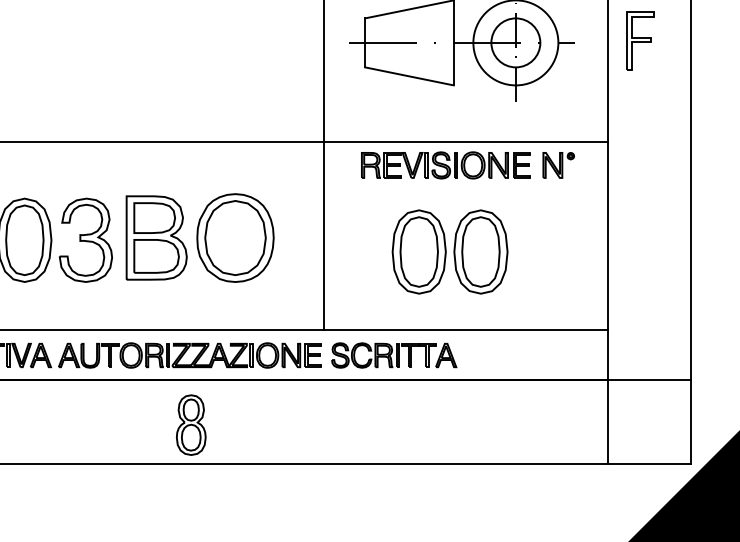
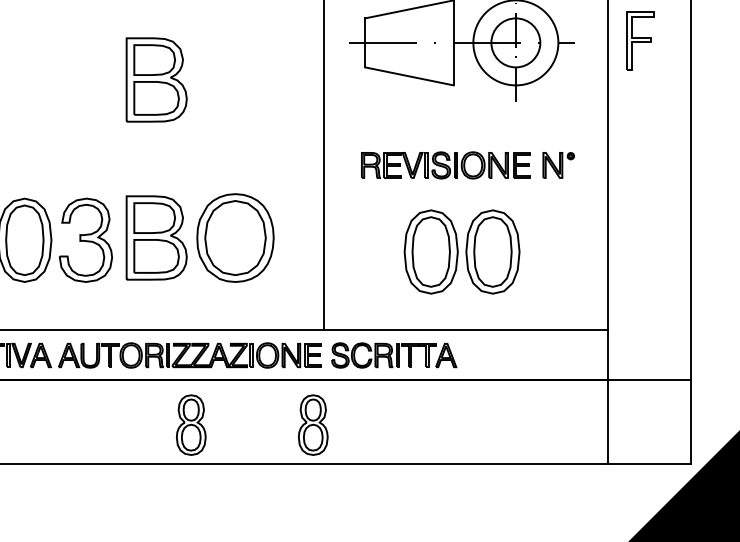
part: none -> present (156, 79)
line: present -> none (304, 141)
part position: (449, 251) -> (461, 251) (461, 251)
part: none -> present (313, 424)
